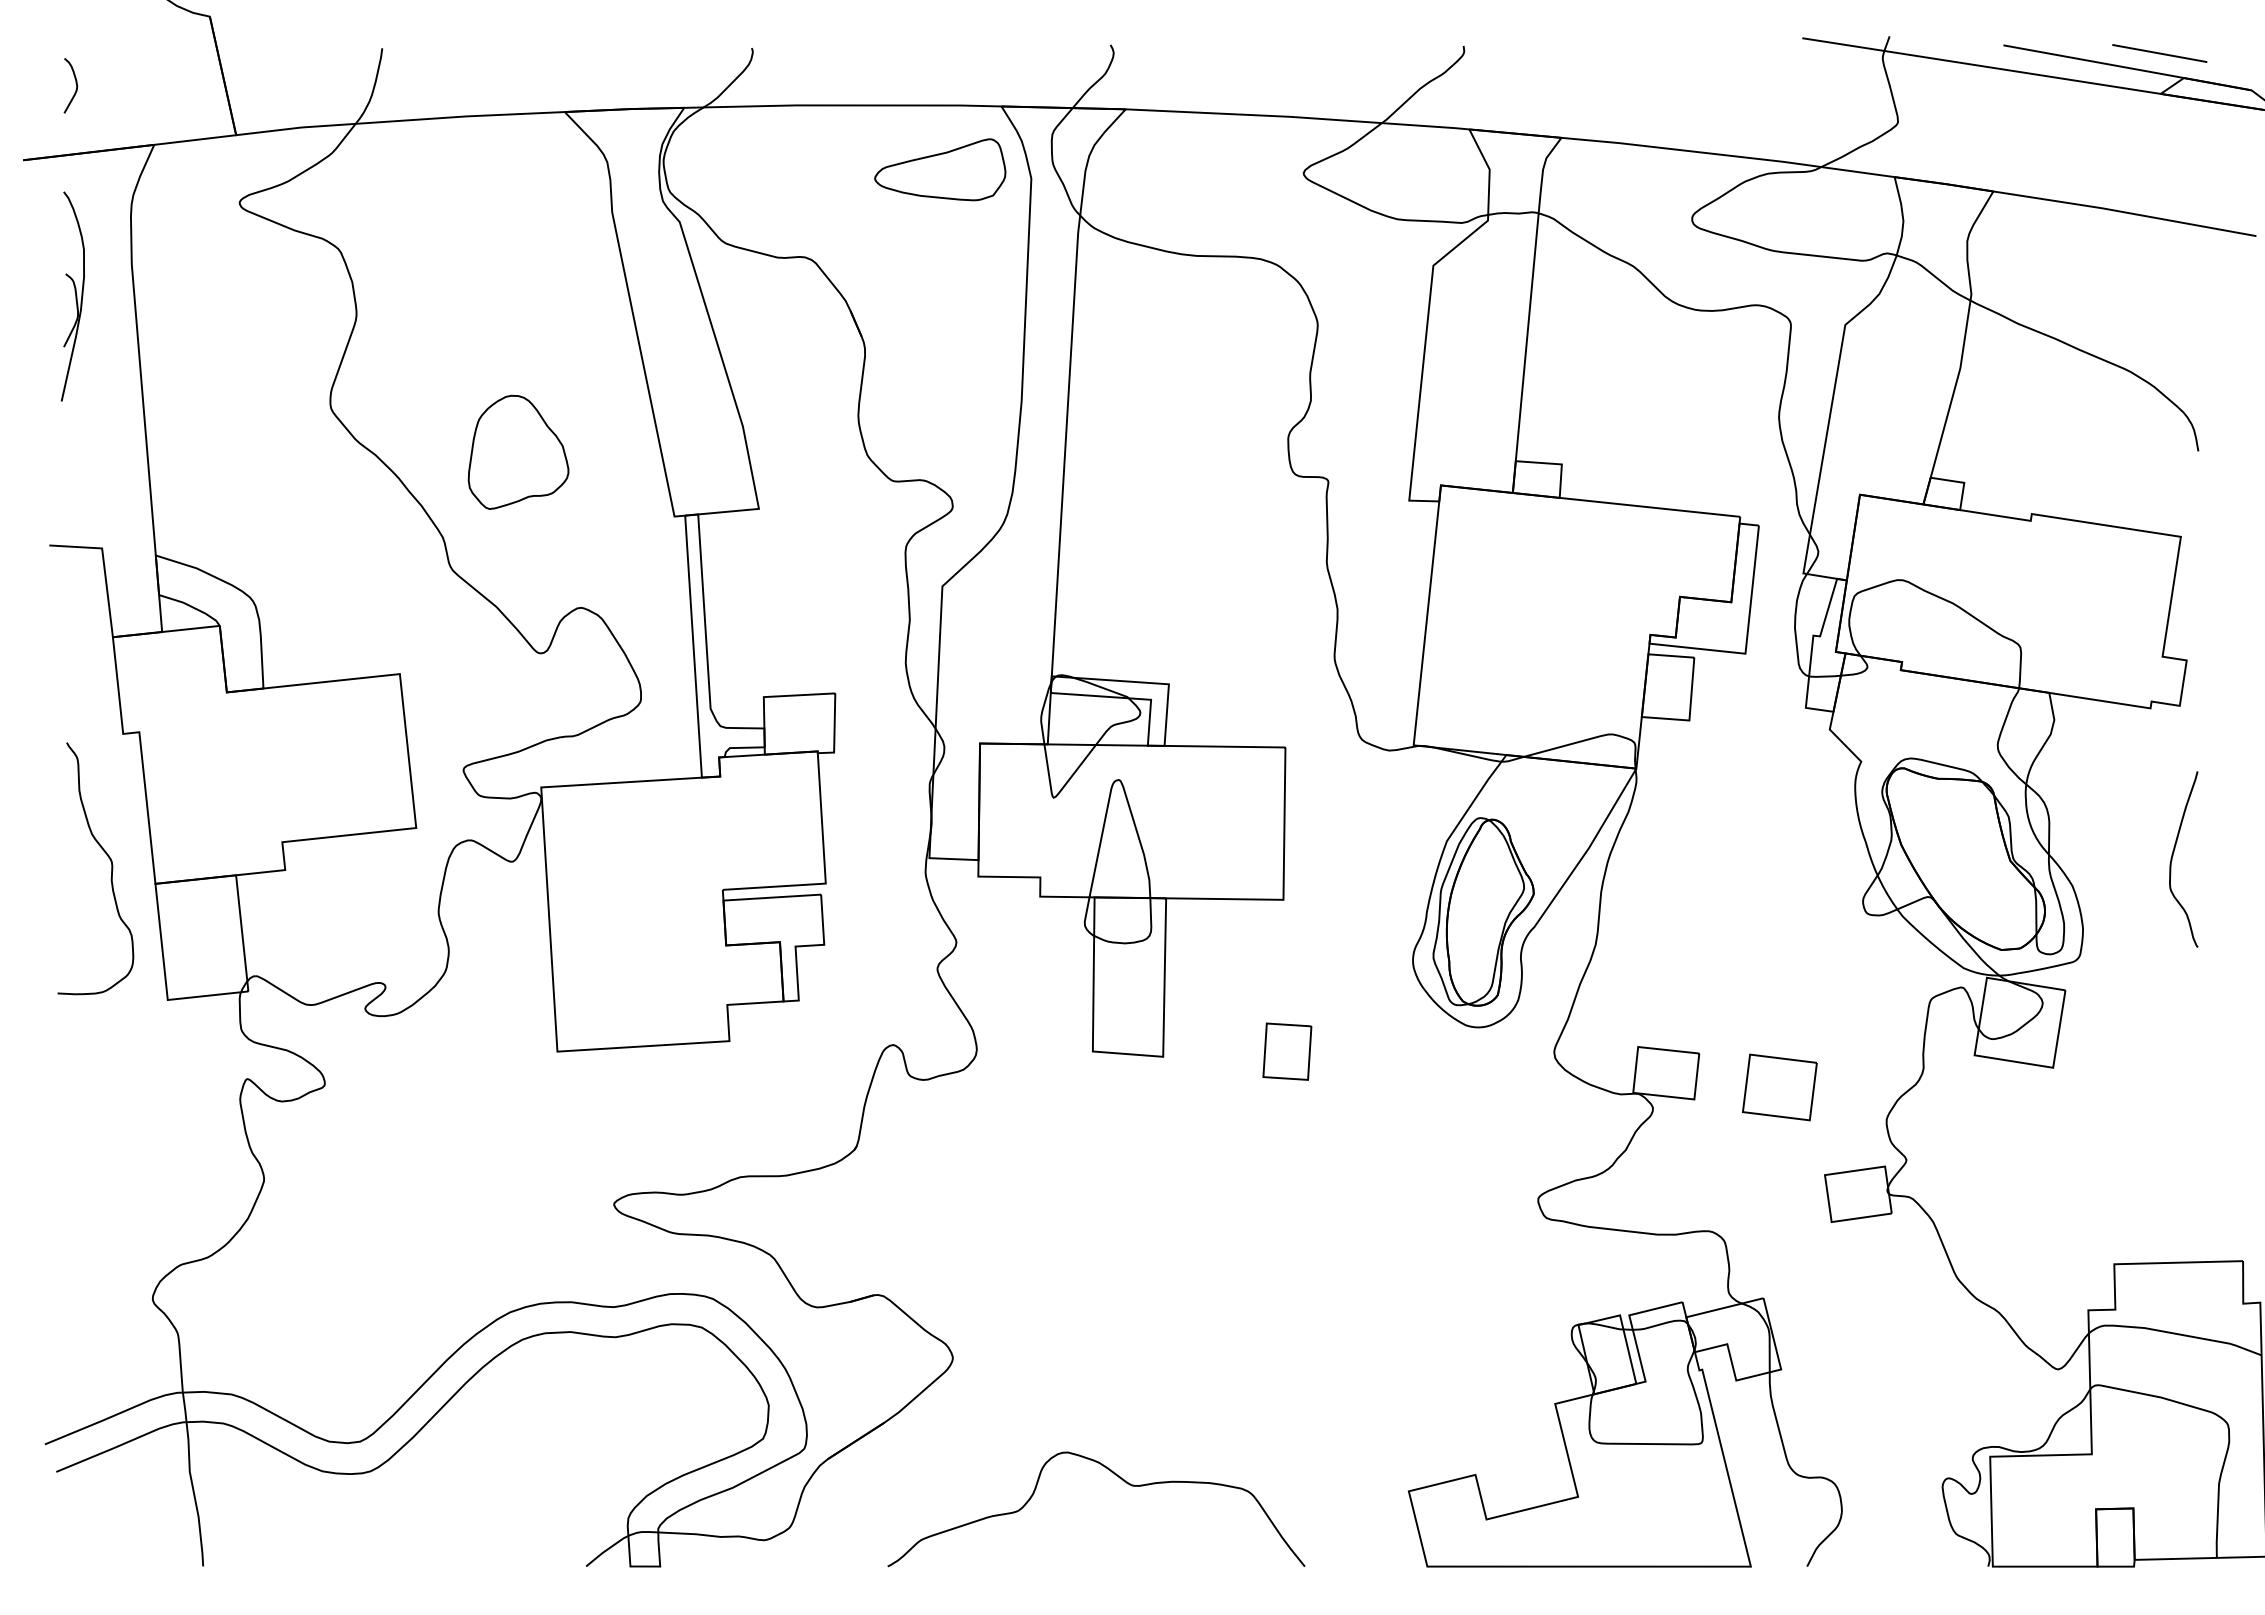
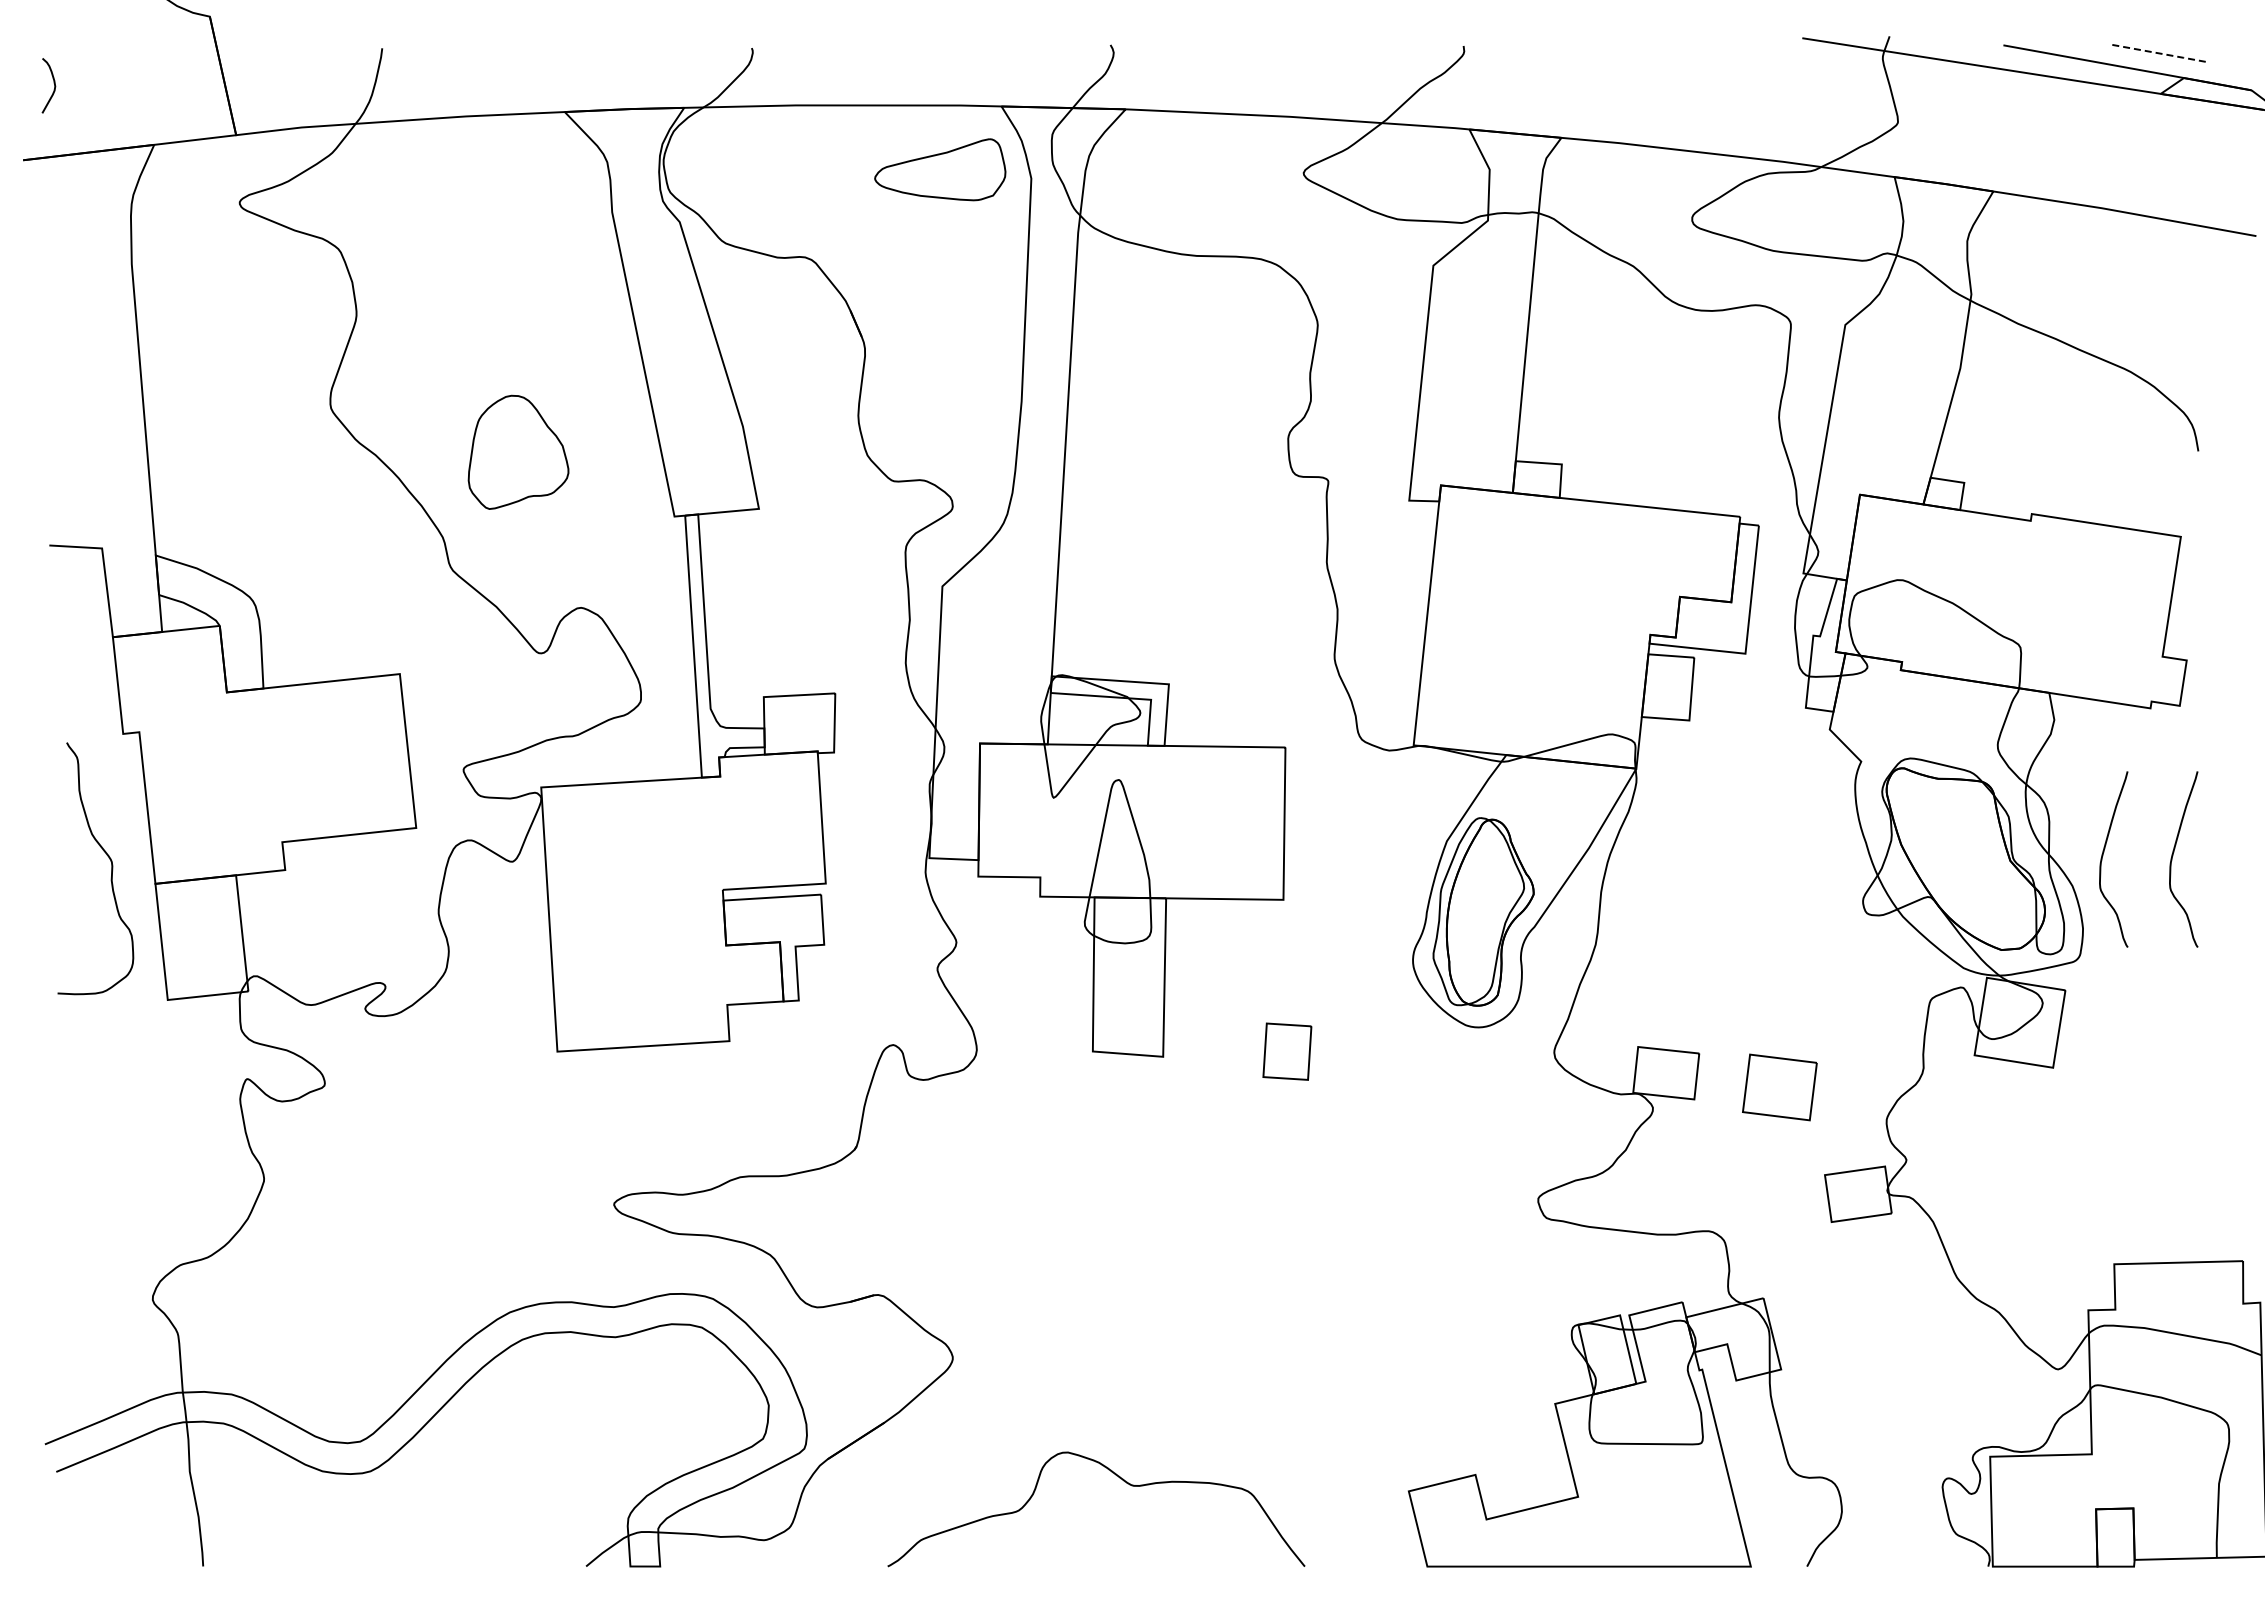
line: solid -> dashed (2160, 53)
curve position: (75, 83) -> (53, 83) (53, 83)
part: present -> none (72, 296)
curve: none -> present (2103, 856)
